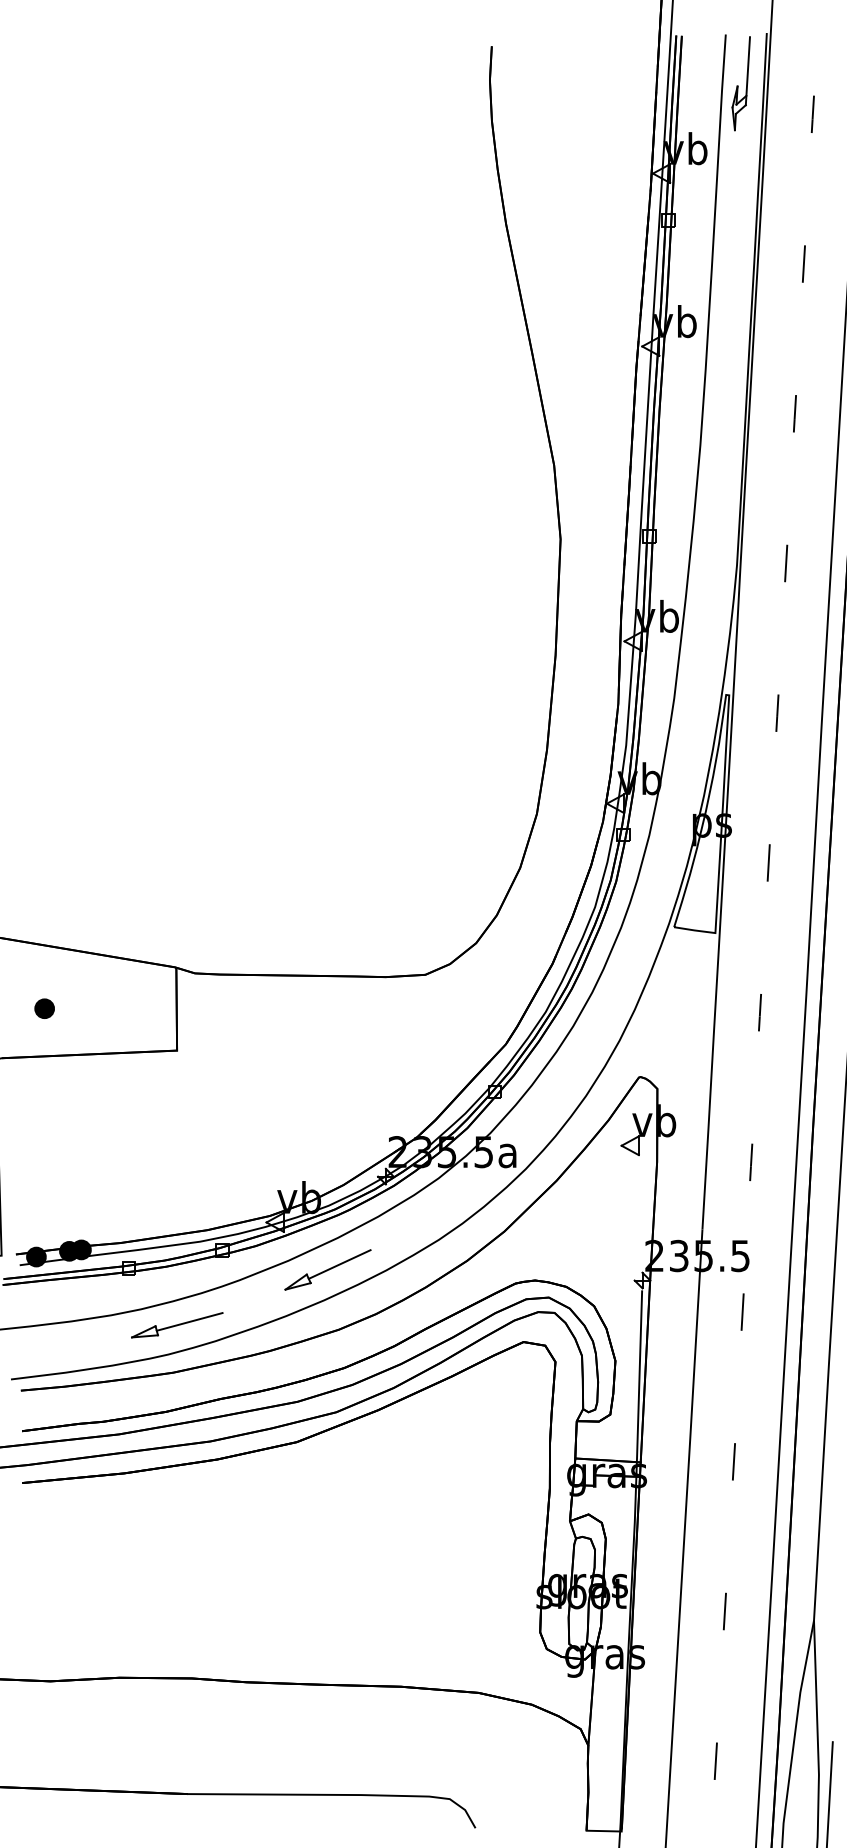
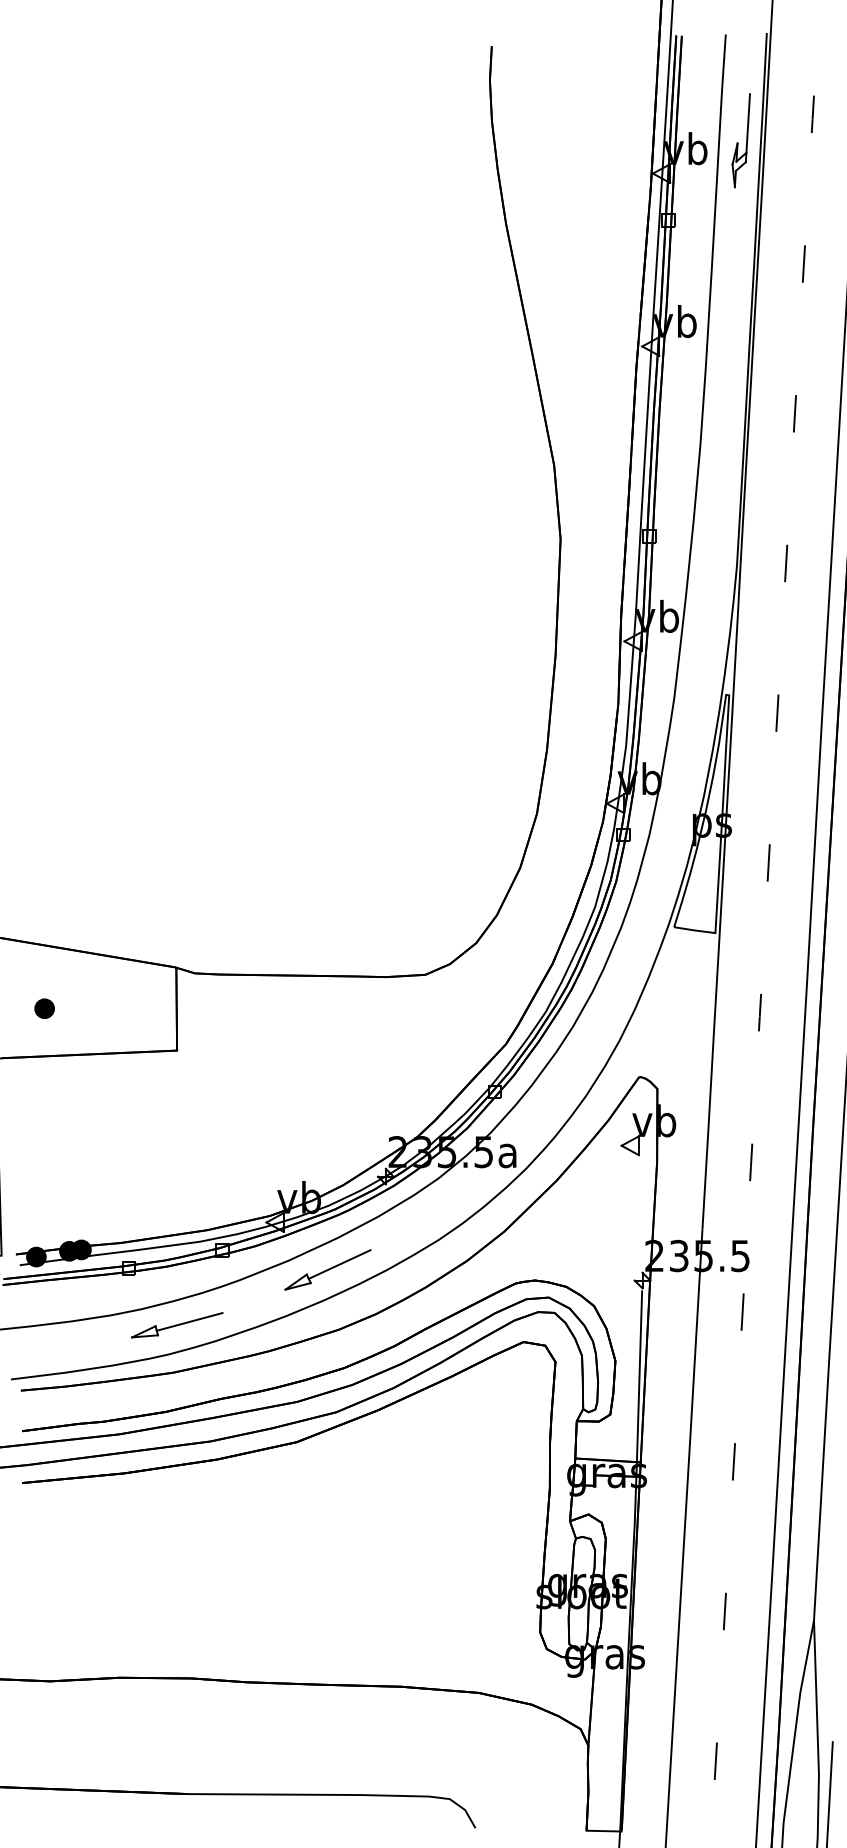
part position: (740, 83) -> (740, 140) (740, 140)
